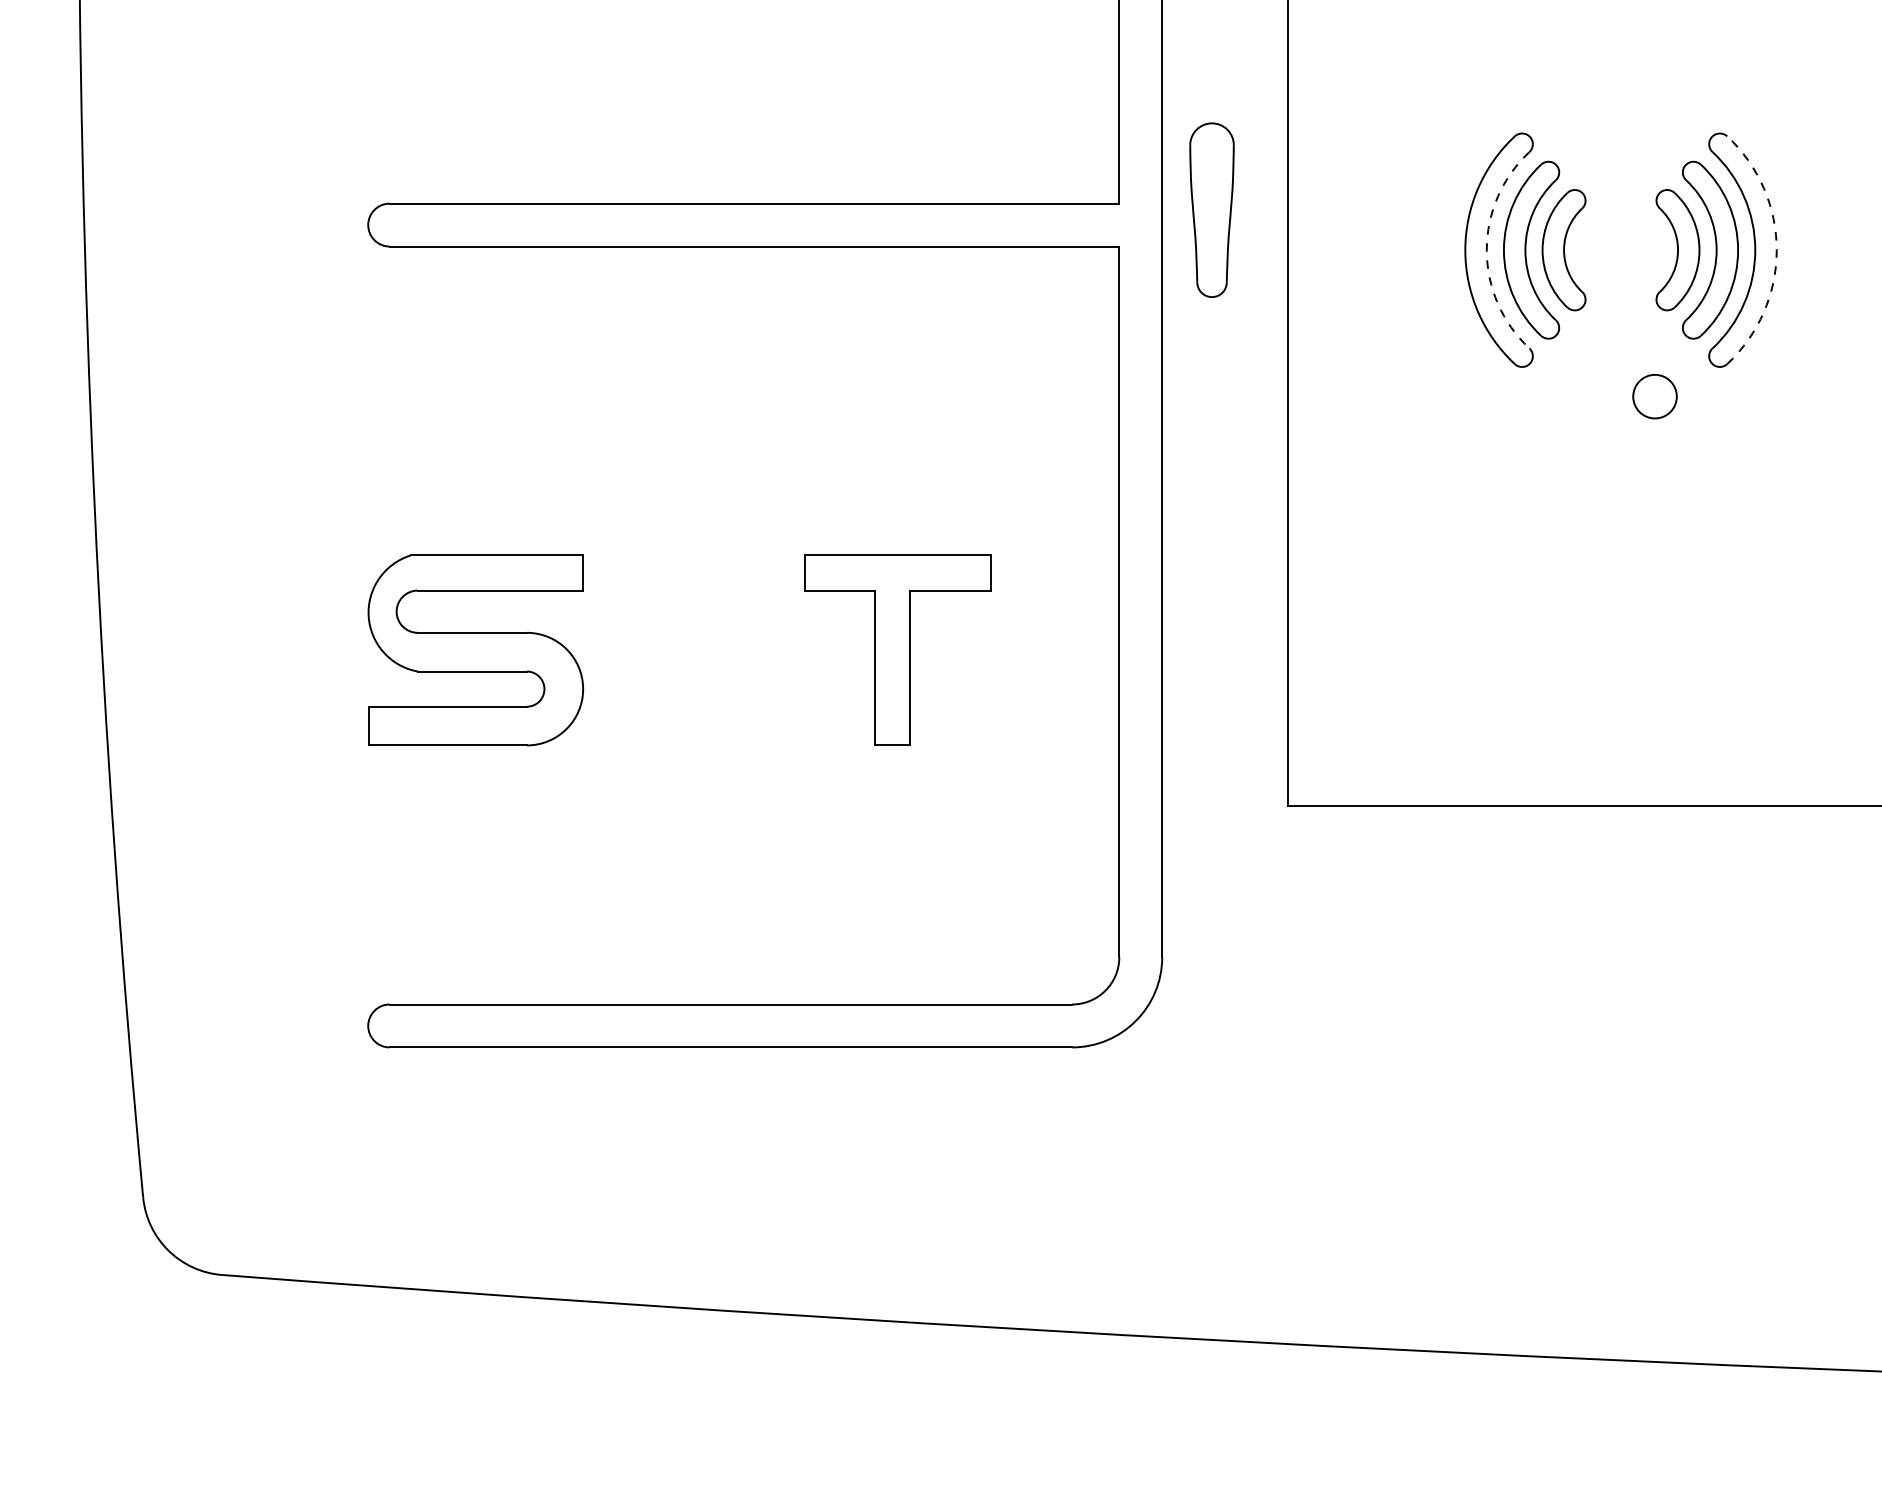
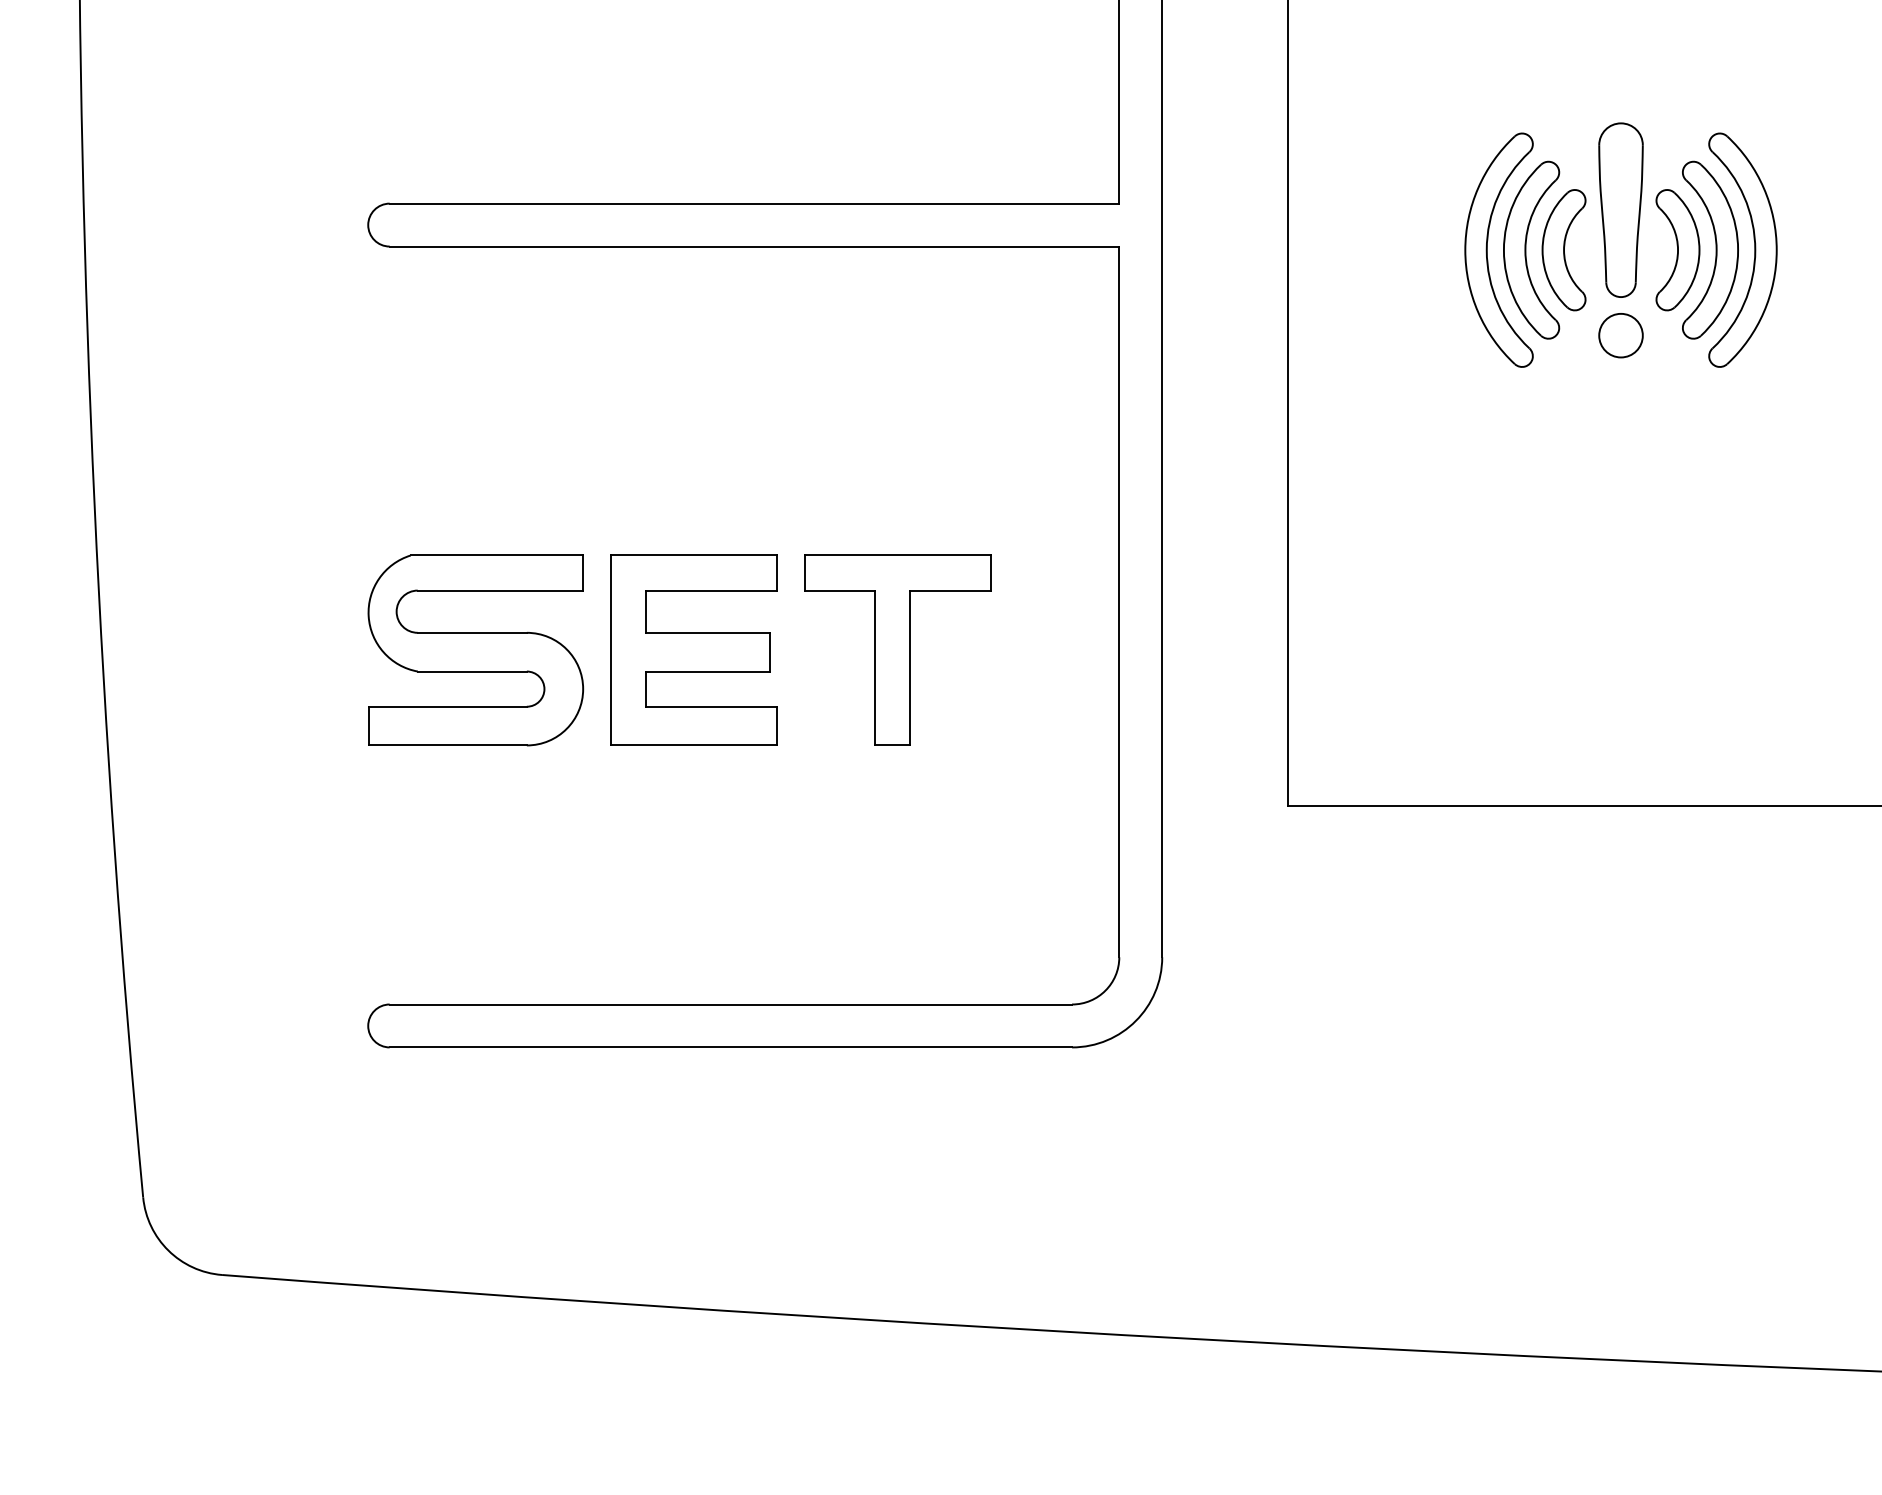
part position: (1211, 209) -> (1620, 209) (1620, 209)
arc: dashed -> solid (1486, 250)
arc: dashed -> solid (1776, 250)
circle position: (1654, 396) -> (1620, 335) (1620, 335)
part: none -> present (693, 649)
